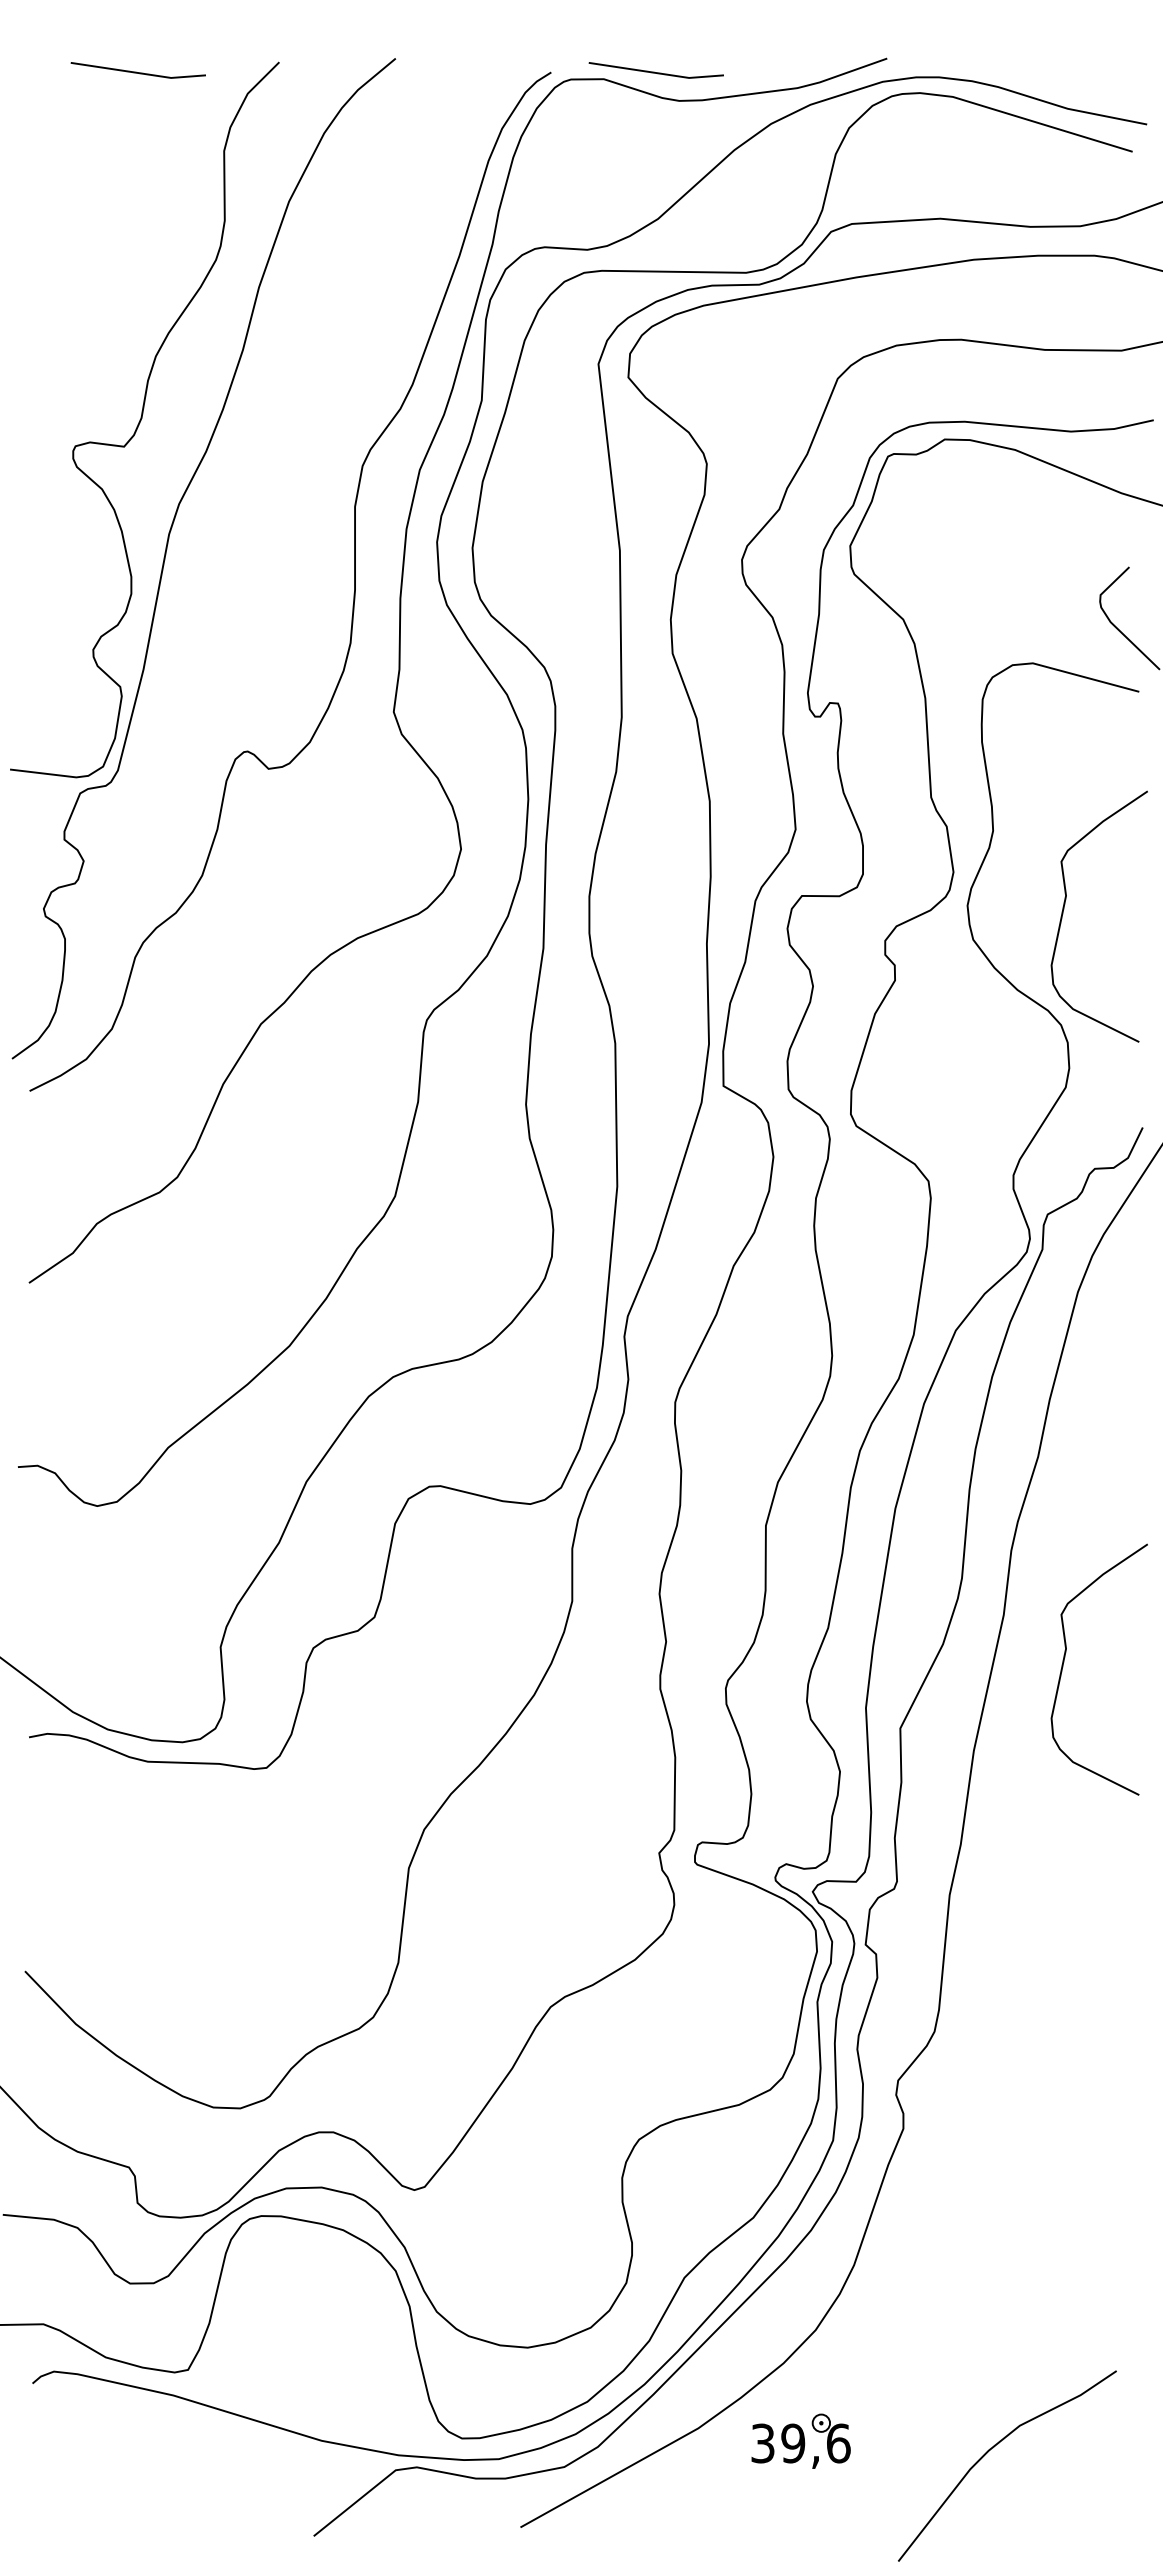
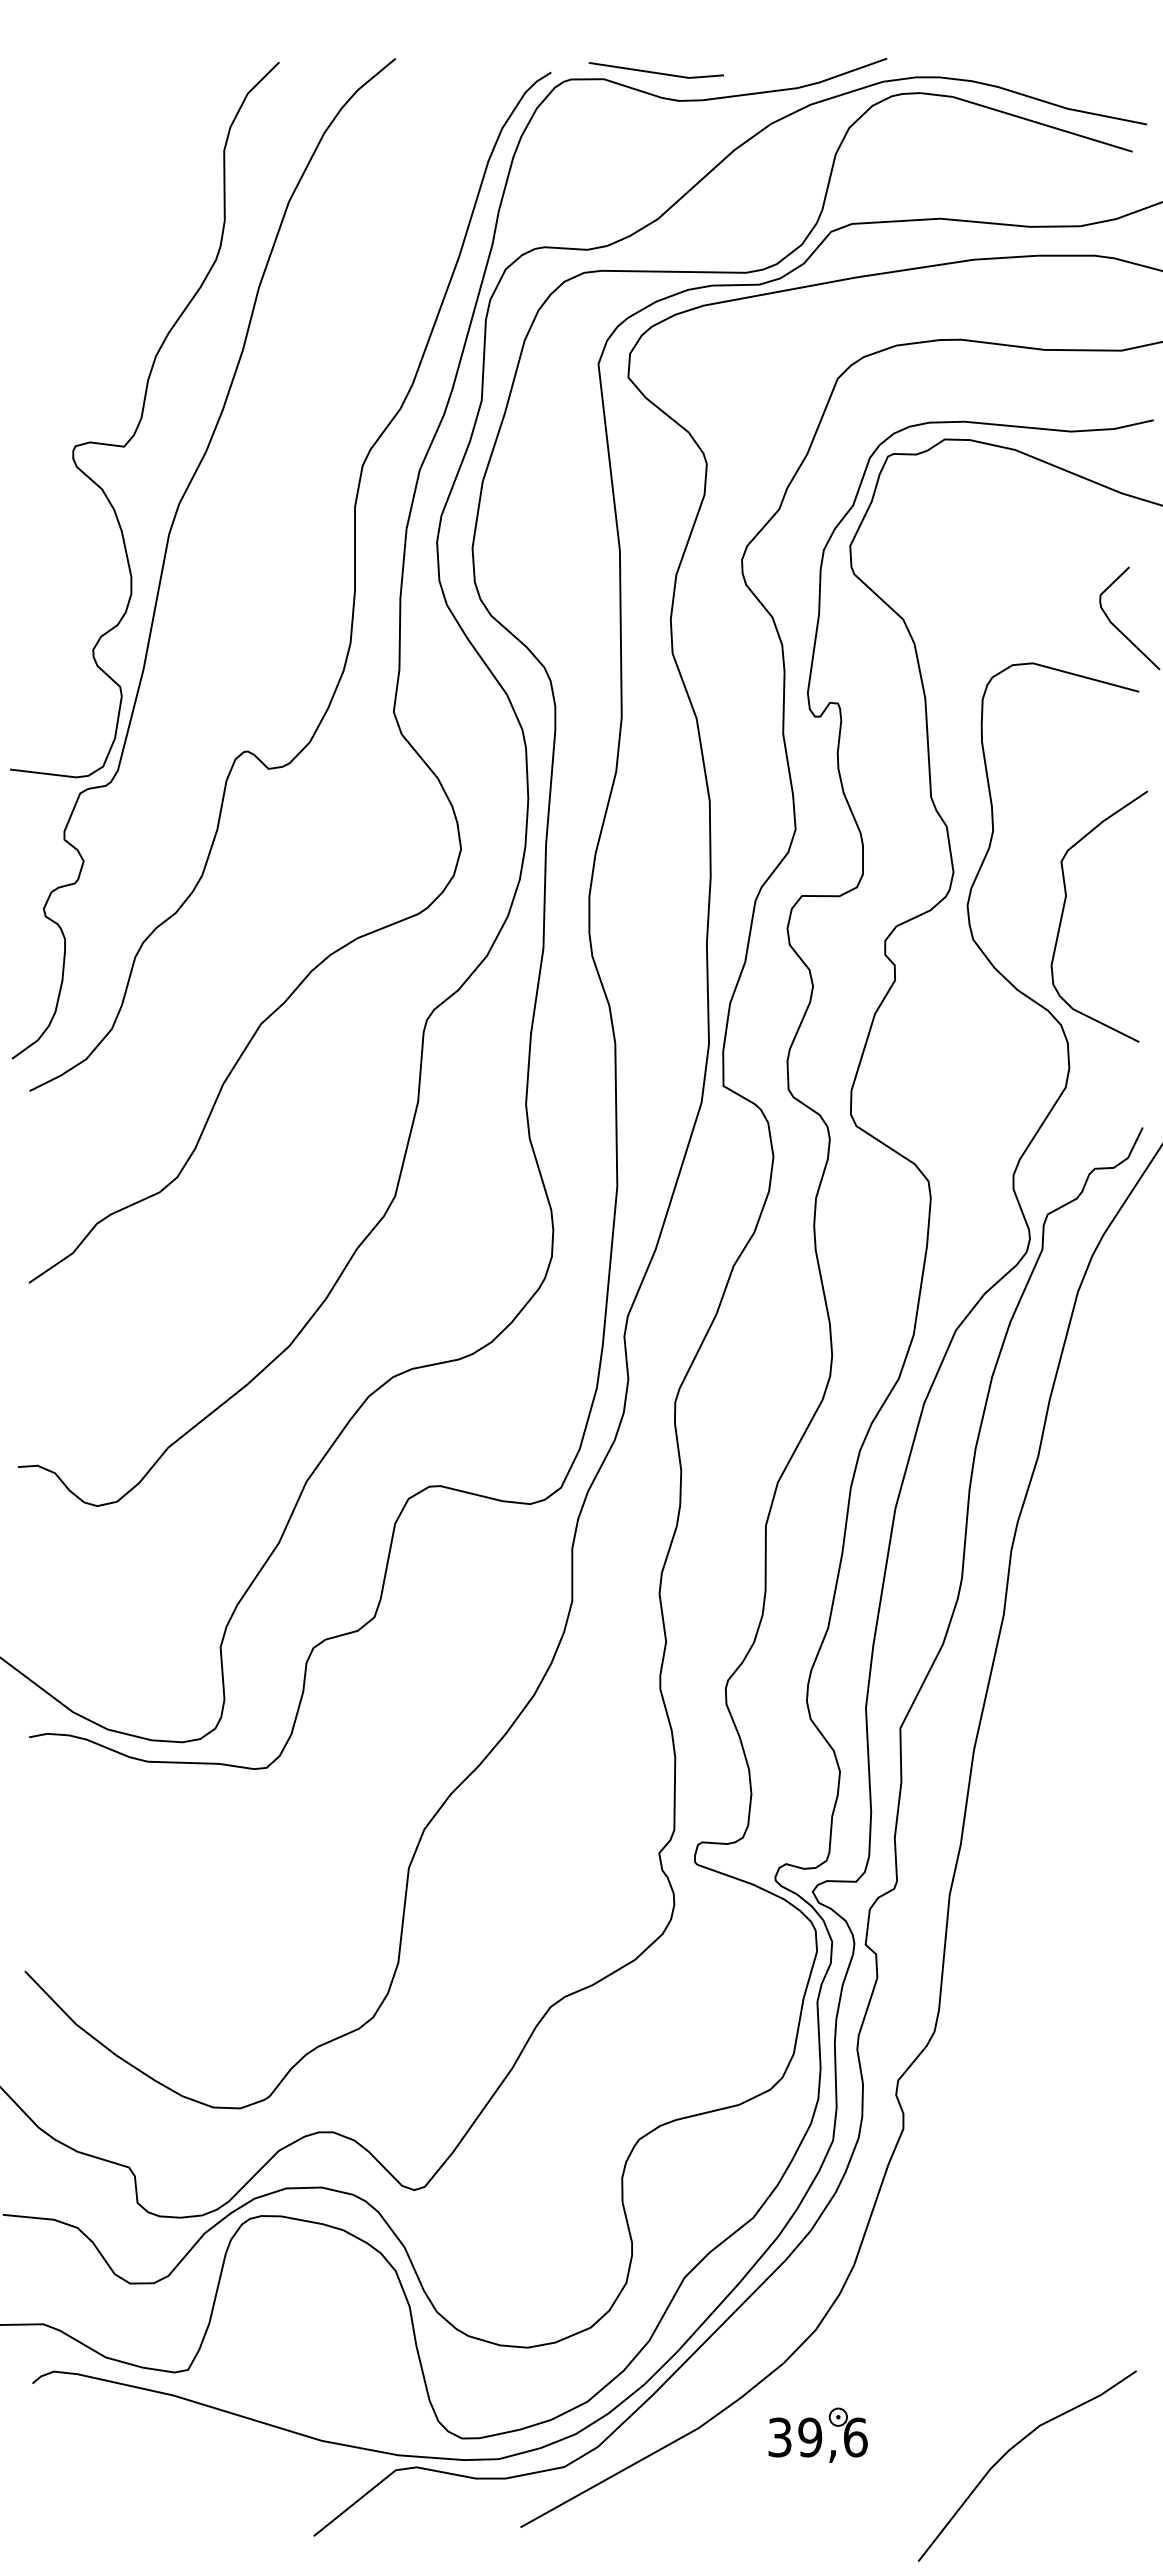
line: present -> none (136, 71)
curve: present -> none (1064, 1662)
part position: (800, 2440) -> (817, 2434) (817, 2434)
curve position: (993, 2448) -> (1013, 2448) (1013, 2448)
